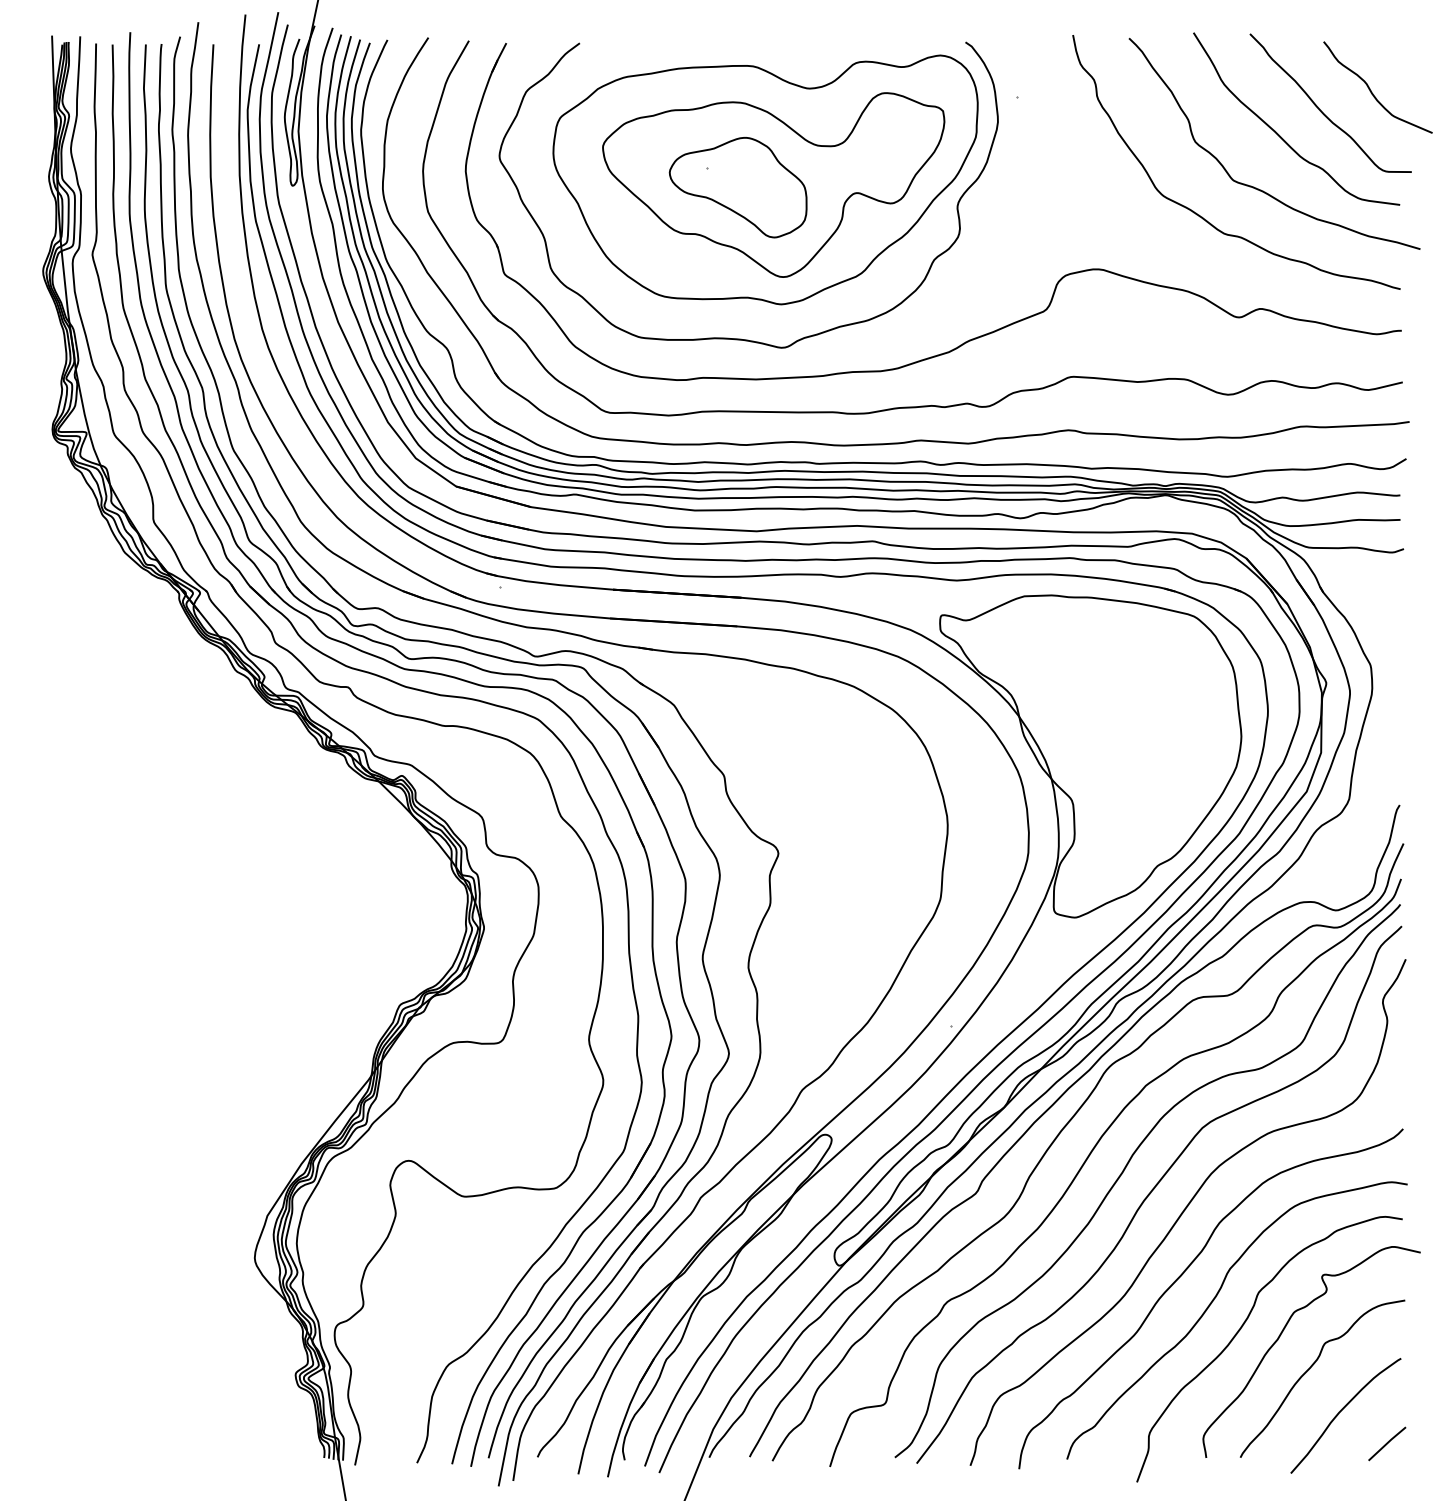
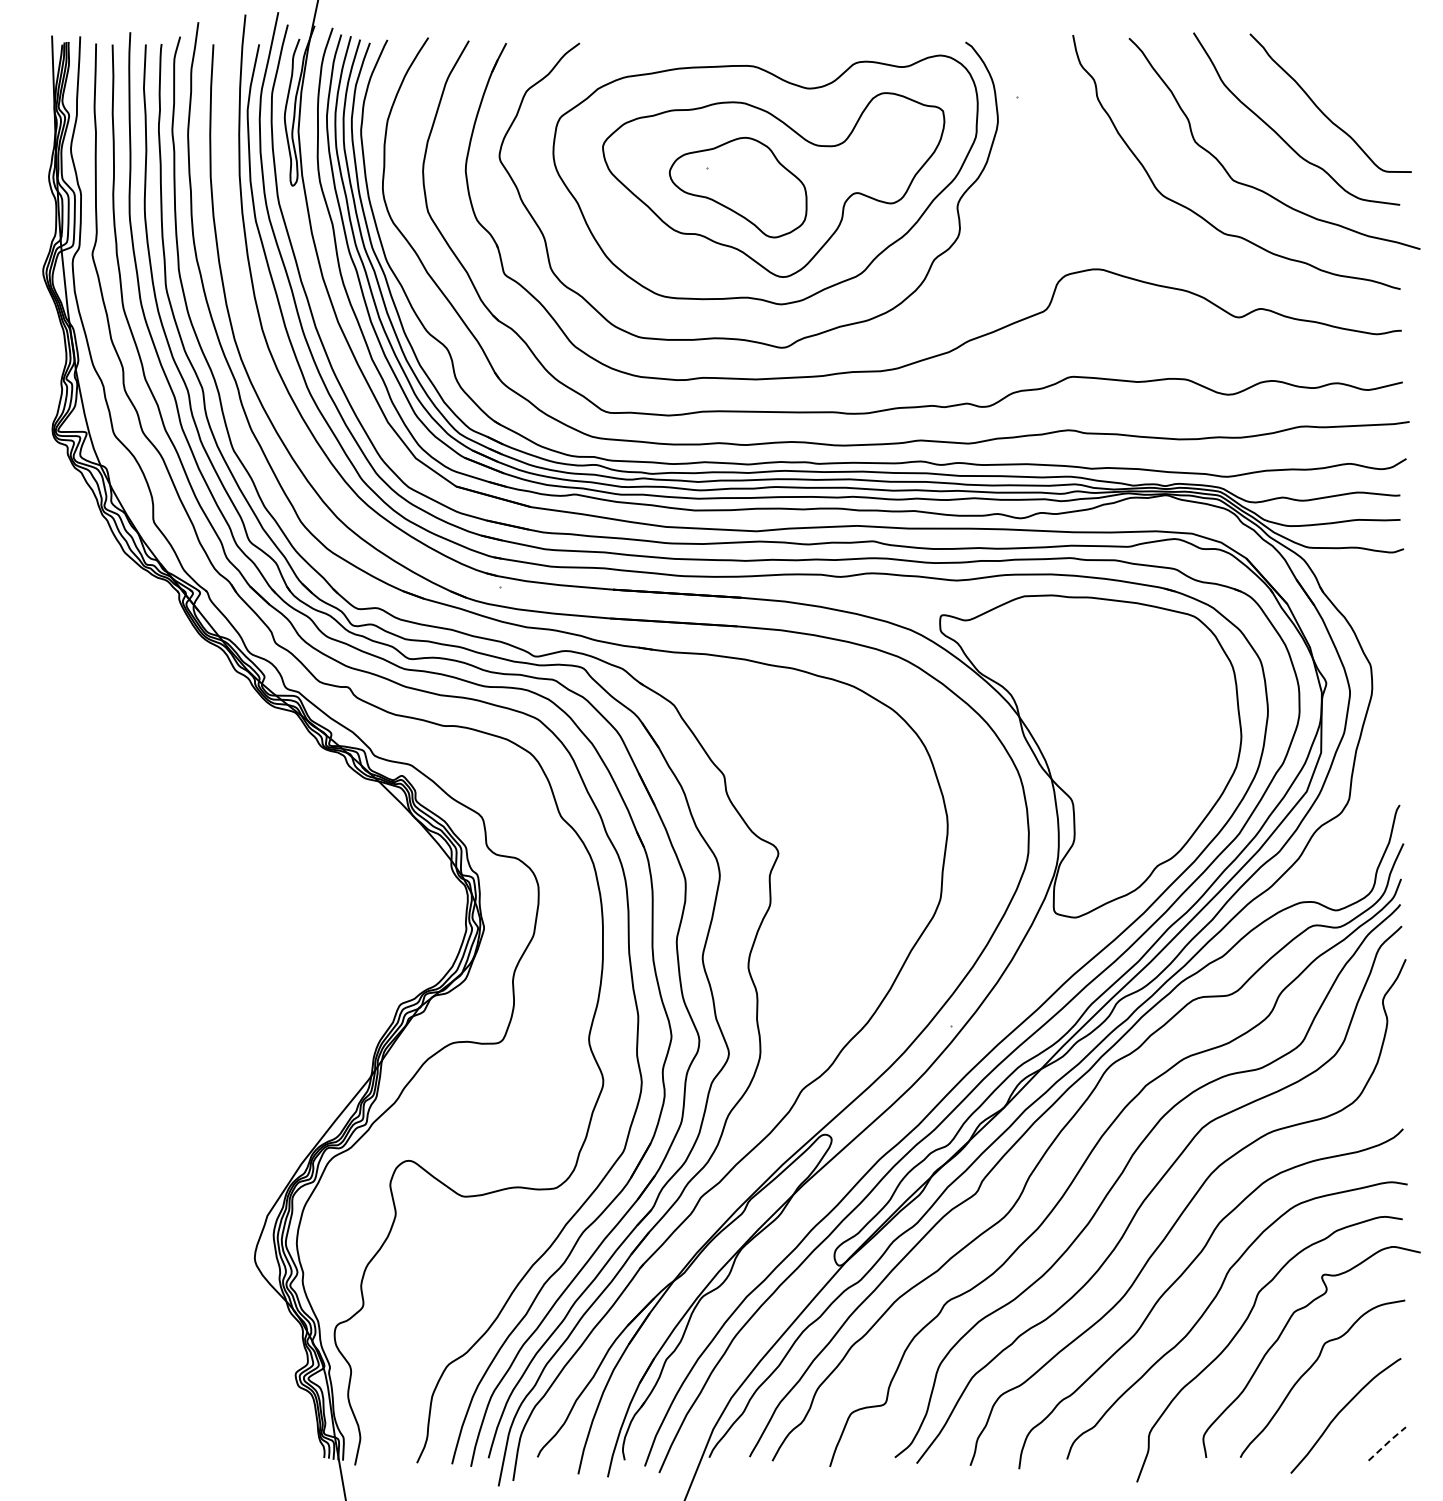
curve: present -> none (1371, 90)
line: solid -> dashed (1387, 1442)
